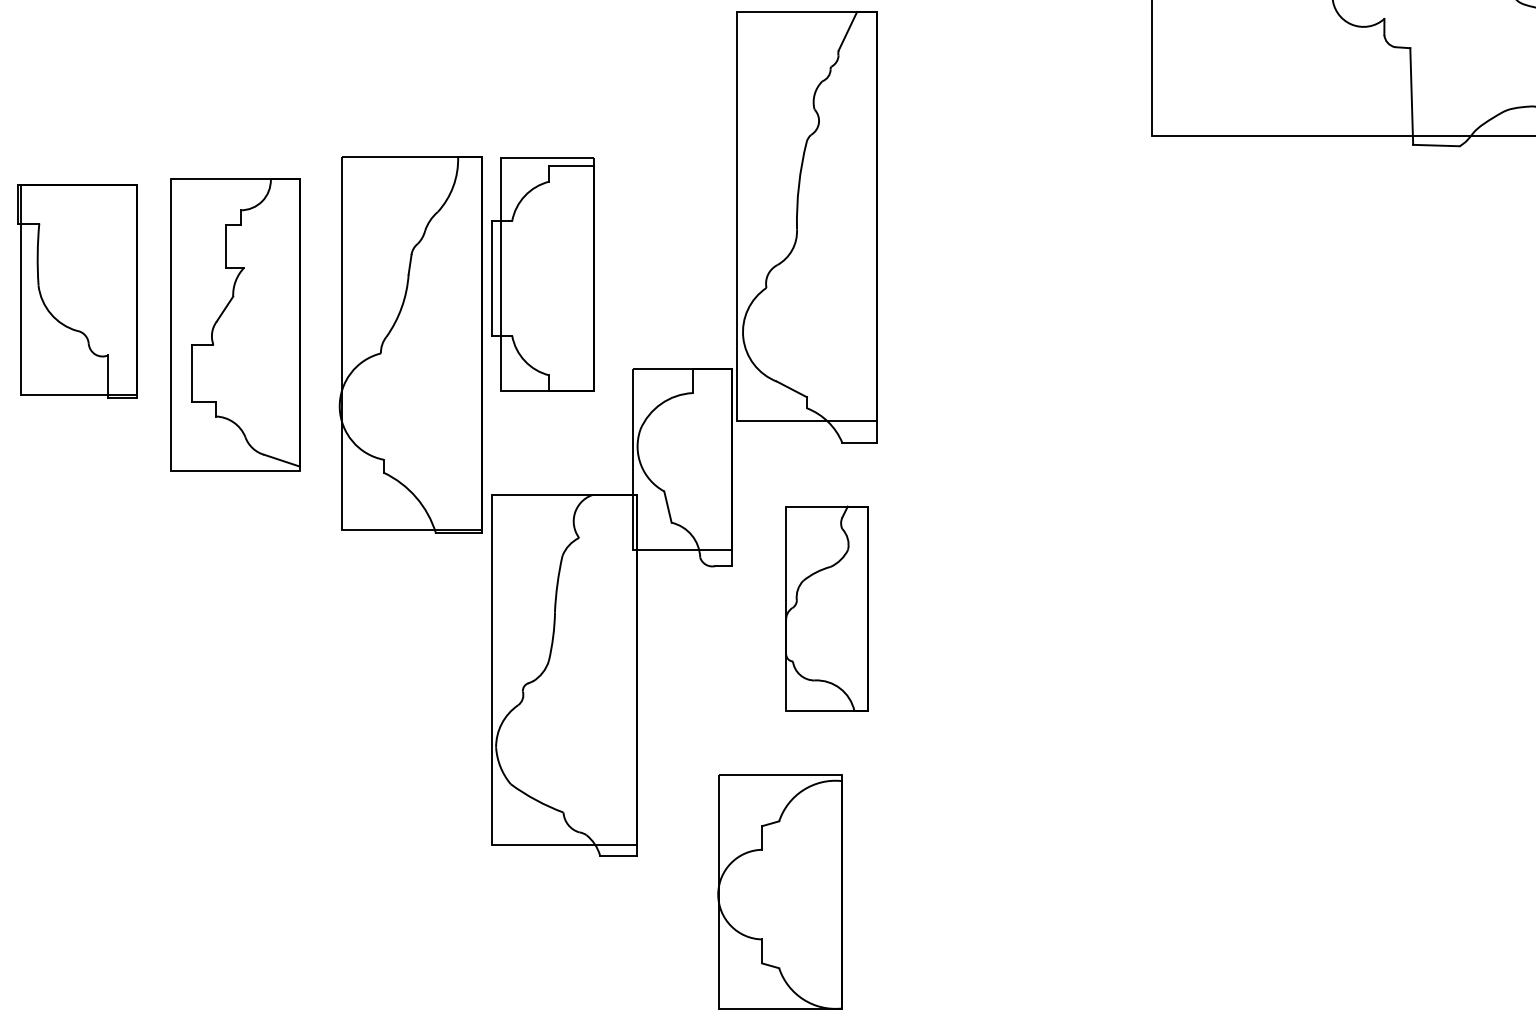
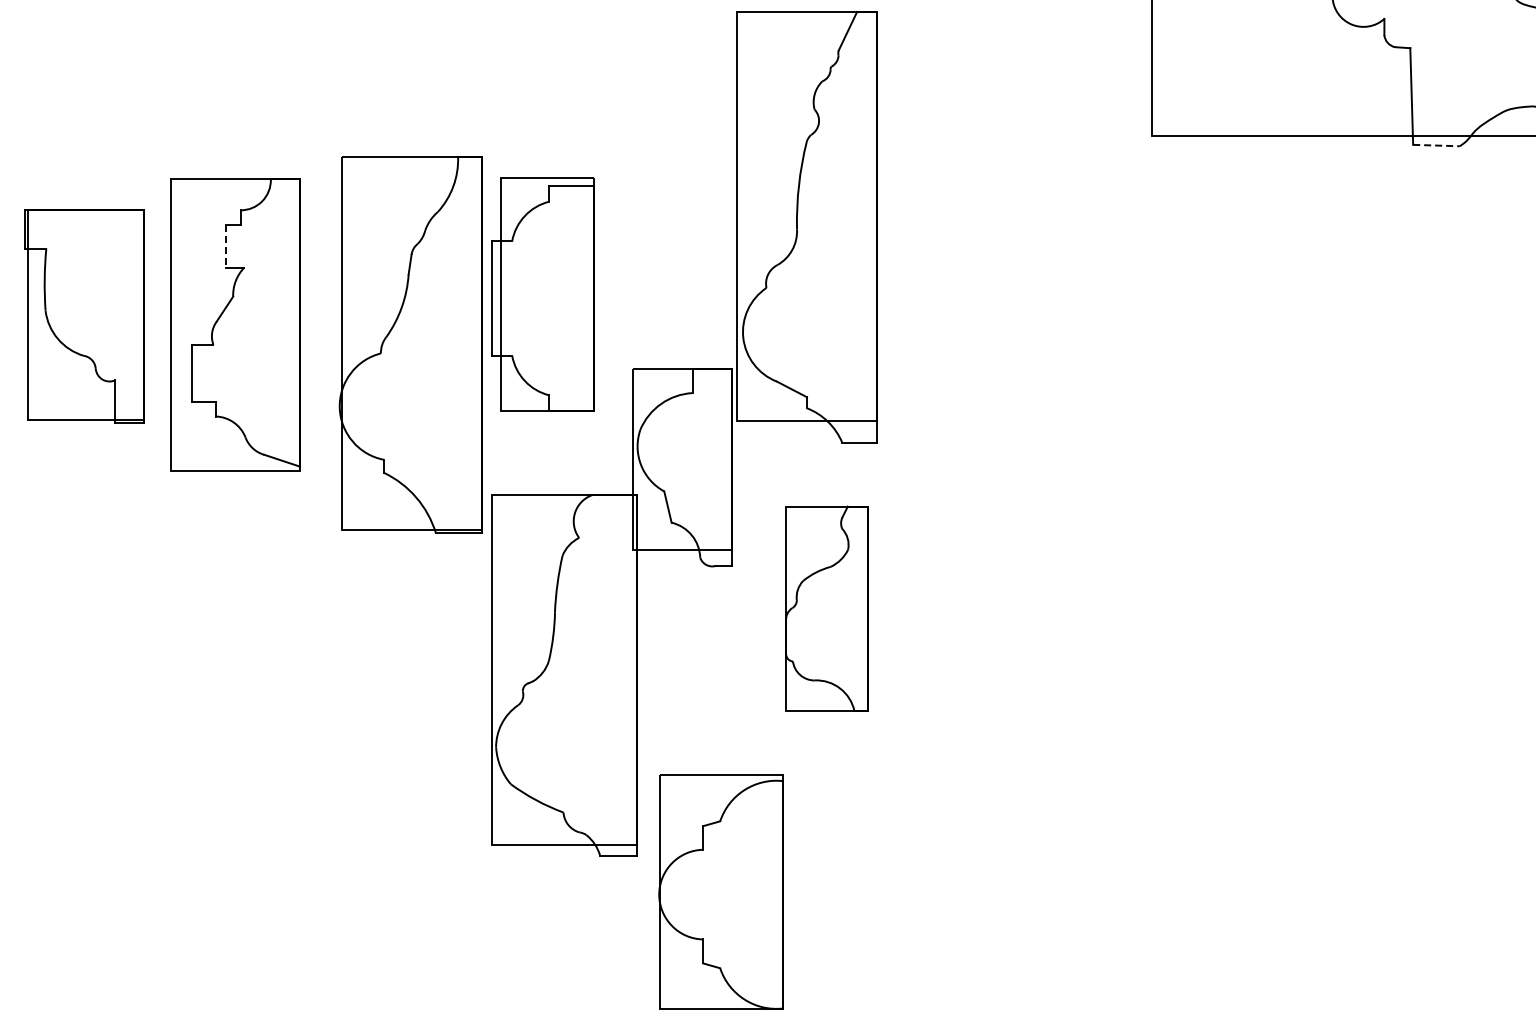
line: solid -> dashed (1436, 145)
line: solid -> dashed (225, 246)
part position: (542, 274) -> (542, 294) (542, 294)
part position: (77, 291) -> (84, 316) (84, 316)
part position: (779, 891) -> (720, 891) (720, 891)
